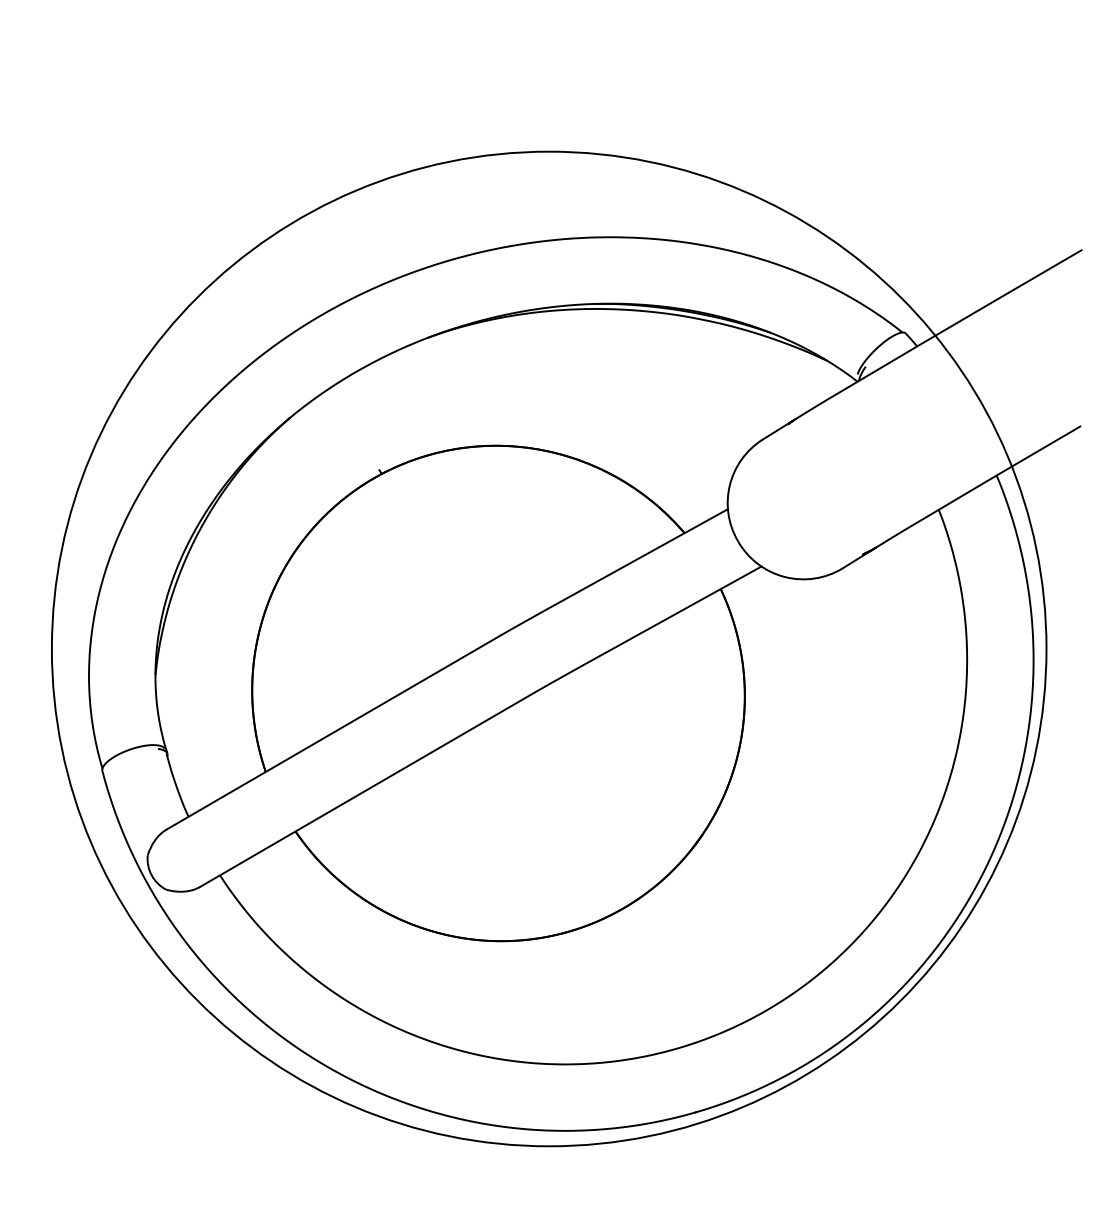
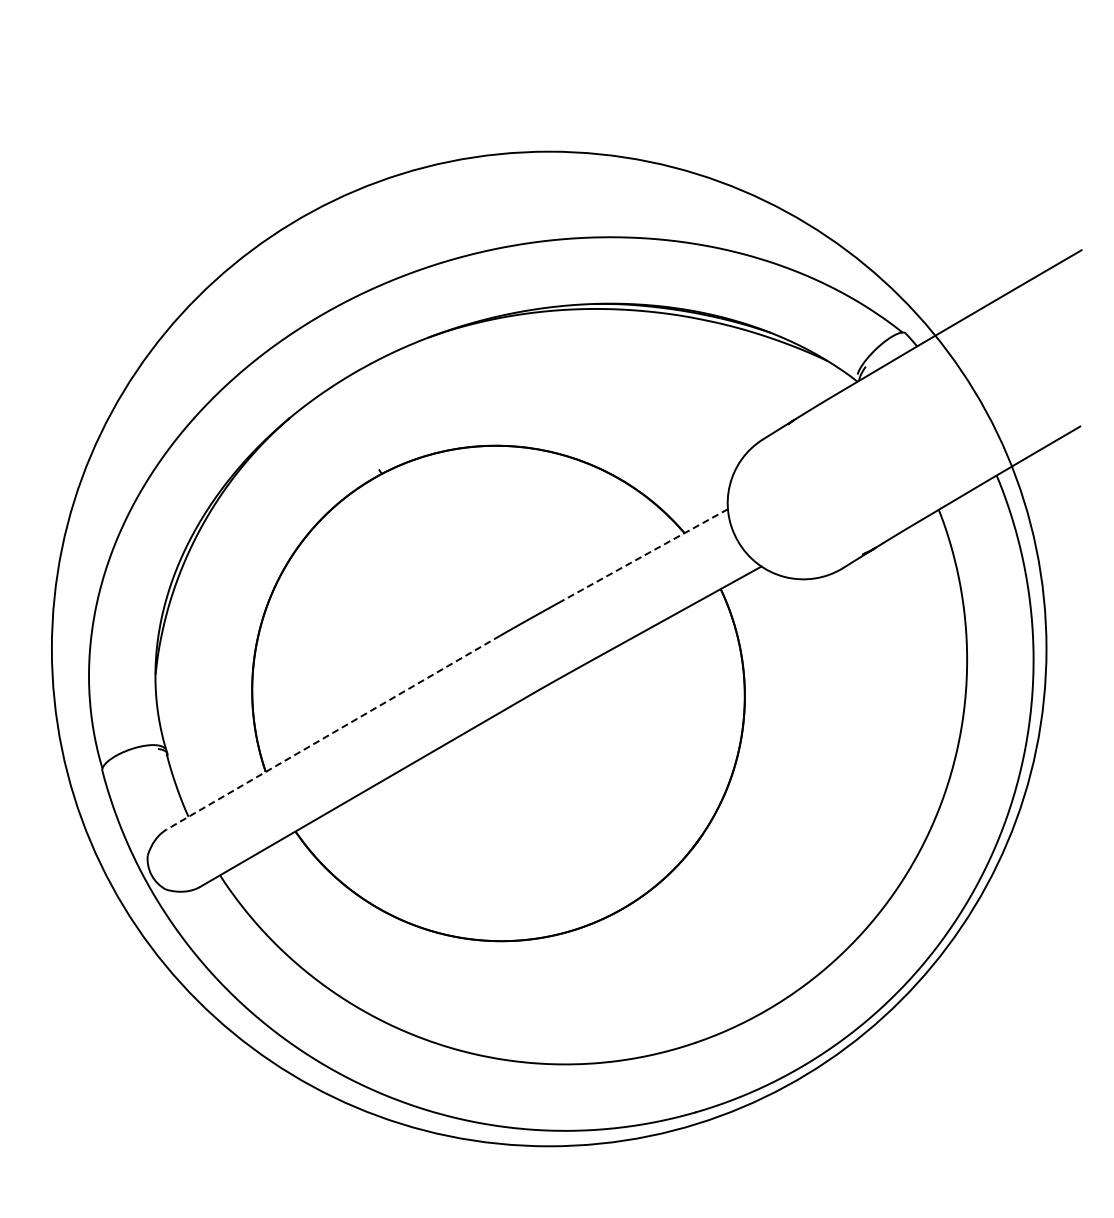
line: solid -> dashed (645, 554)
line: solid -> dashed (333, 732)
